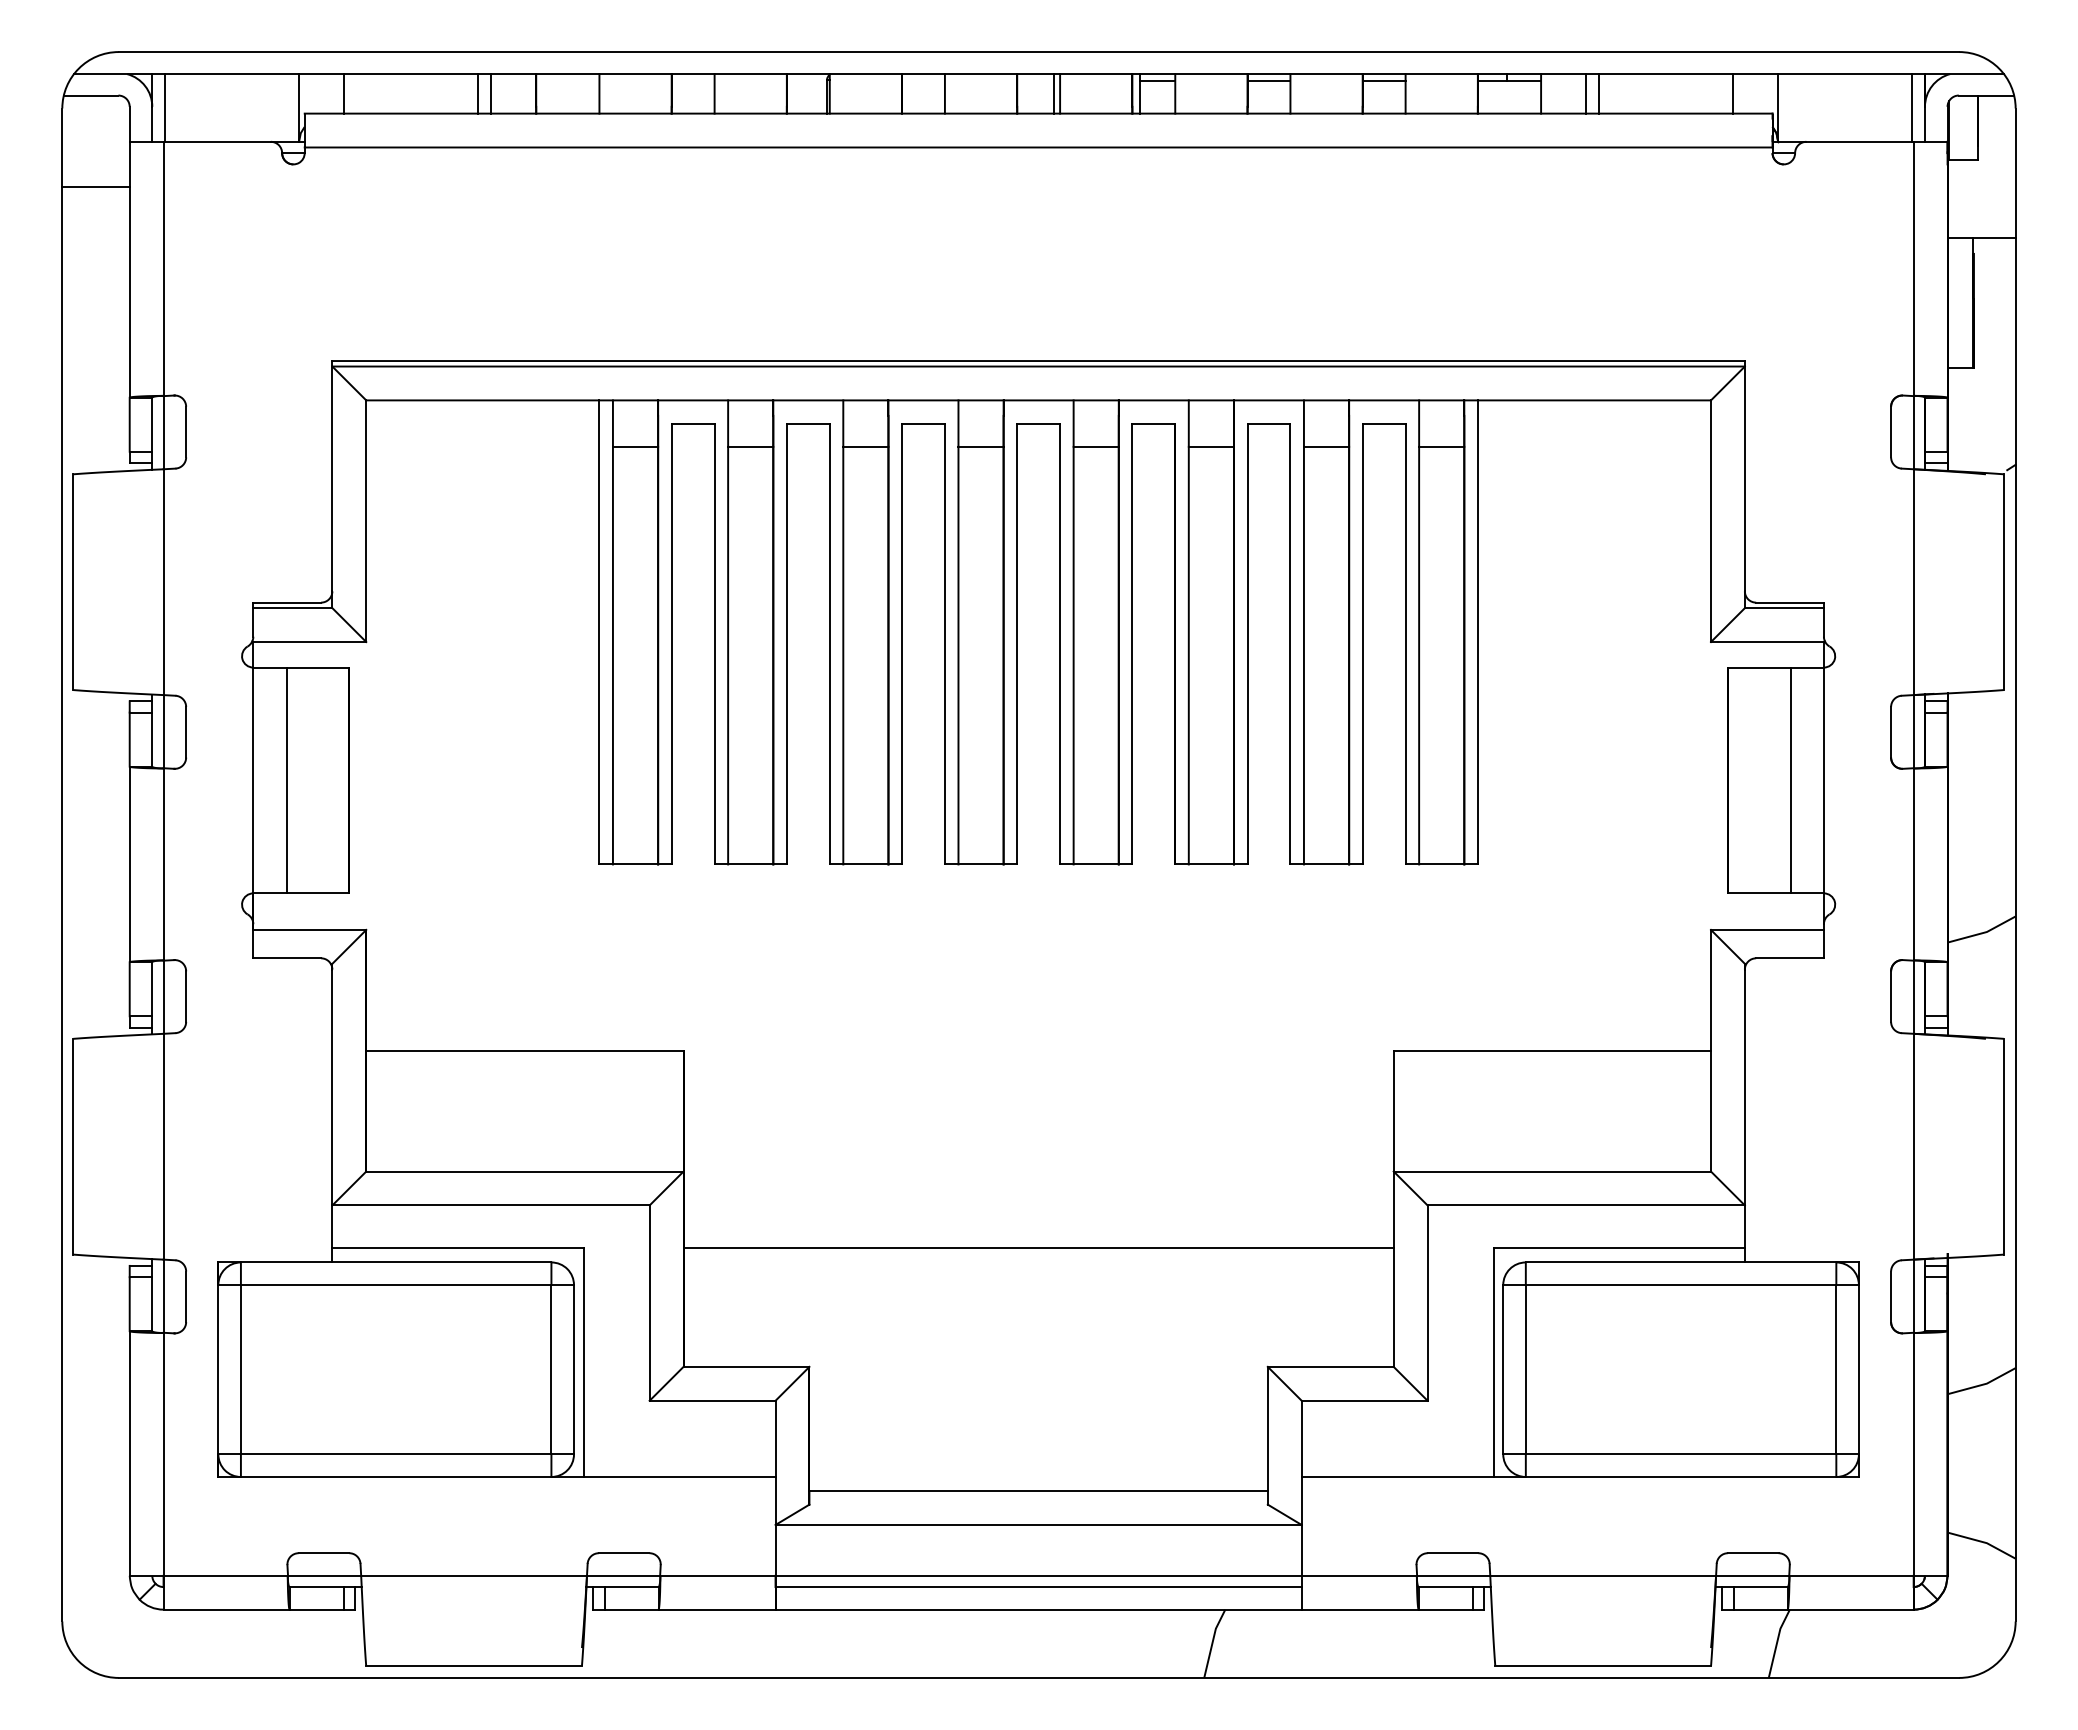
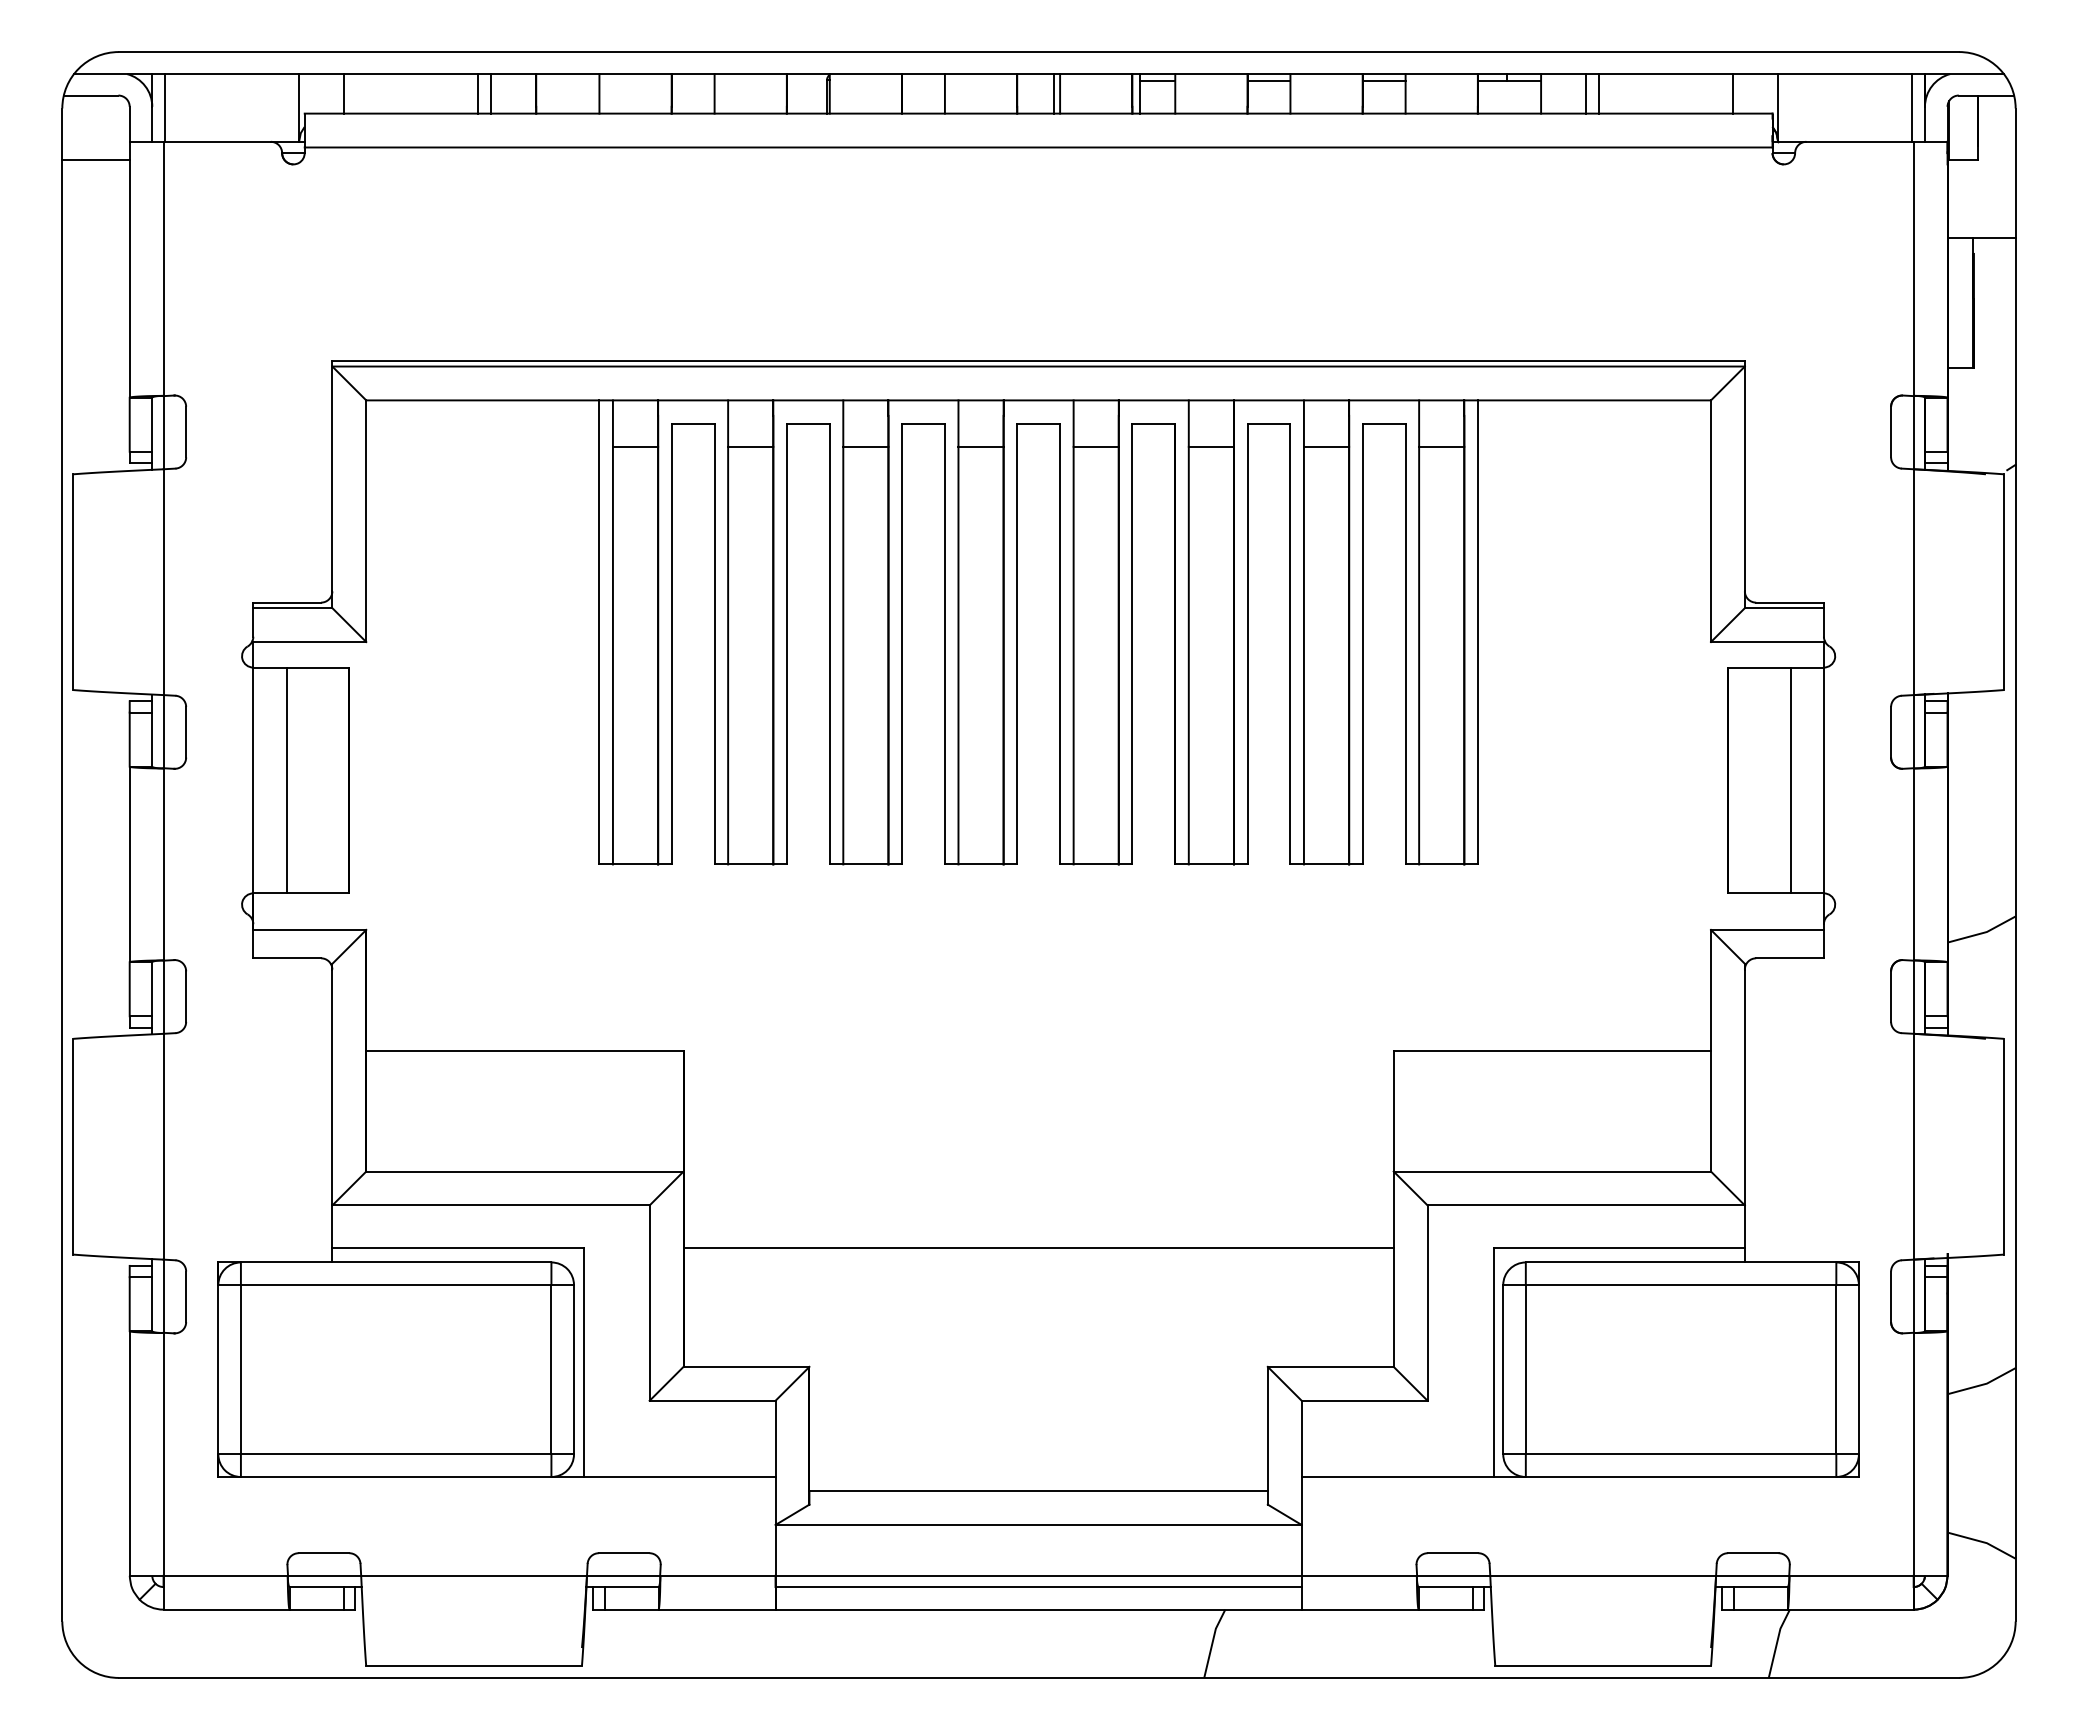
line position: (95, 187) -> (95, 160) (95, 160)
